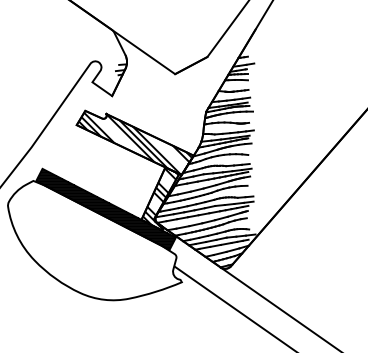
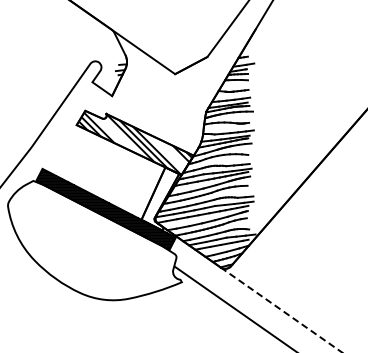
hatch: present -> none (160, 198)
line: solid -> dashed (281, 310)
